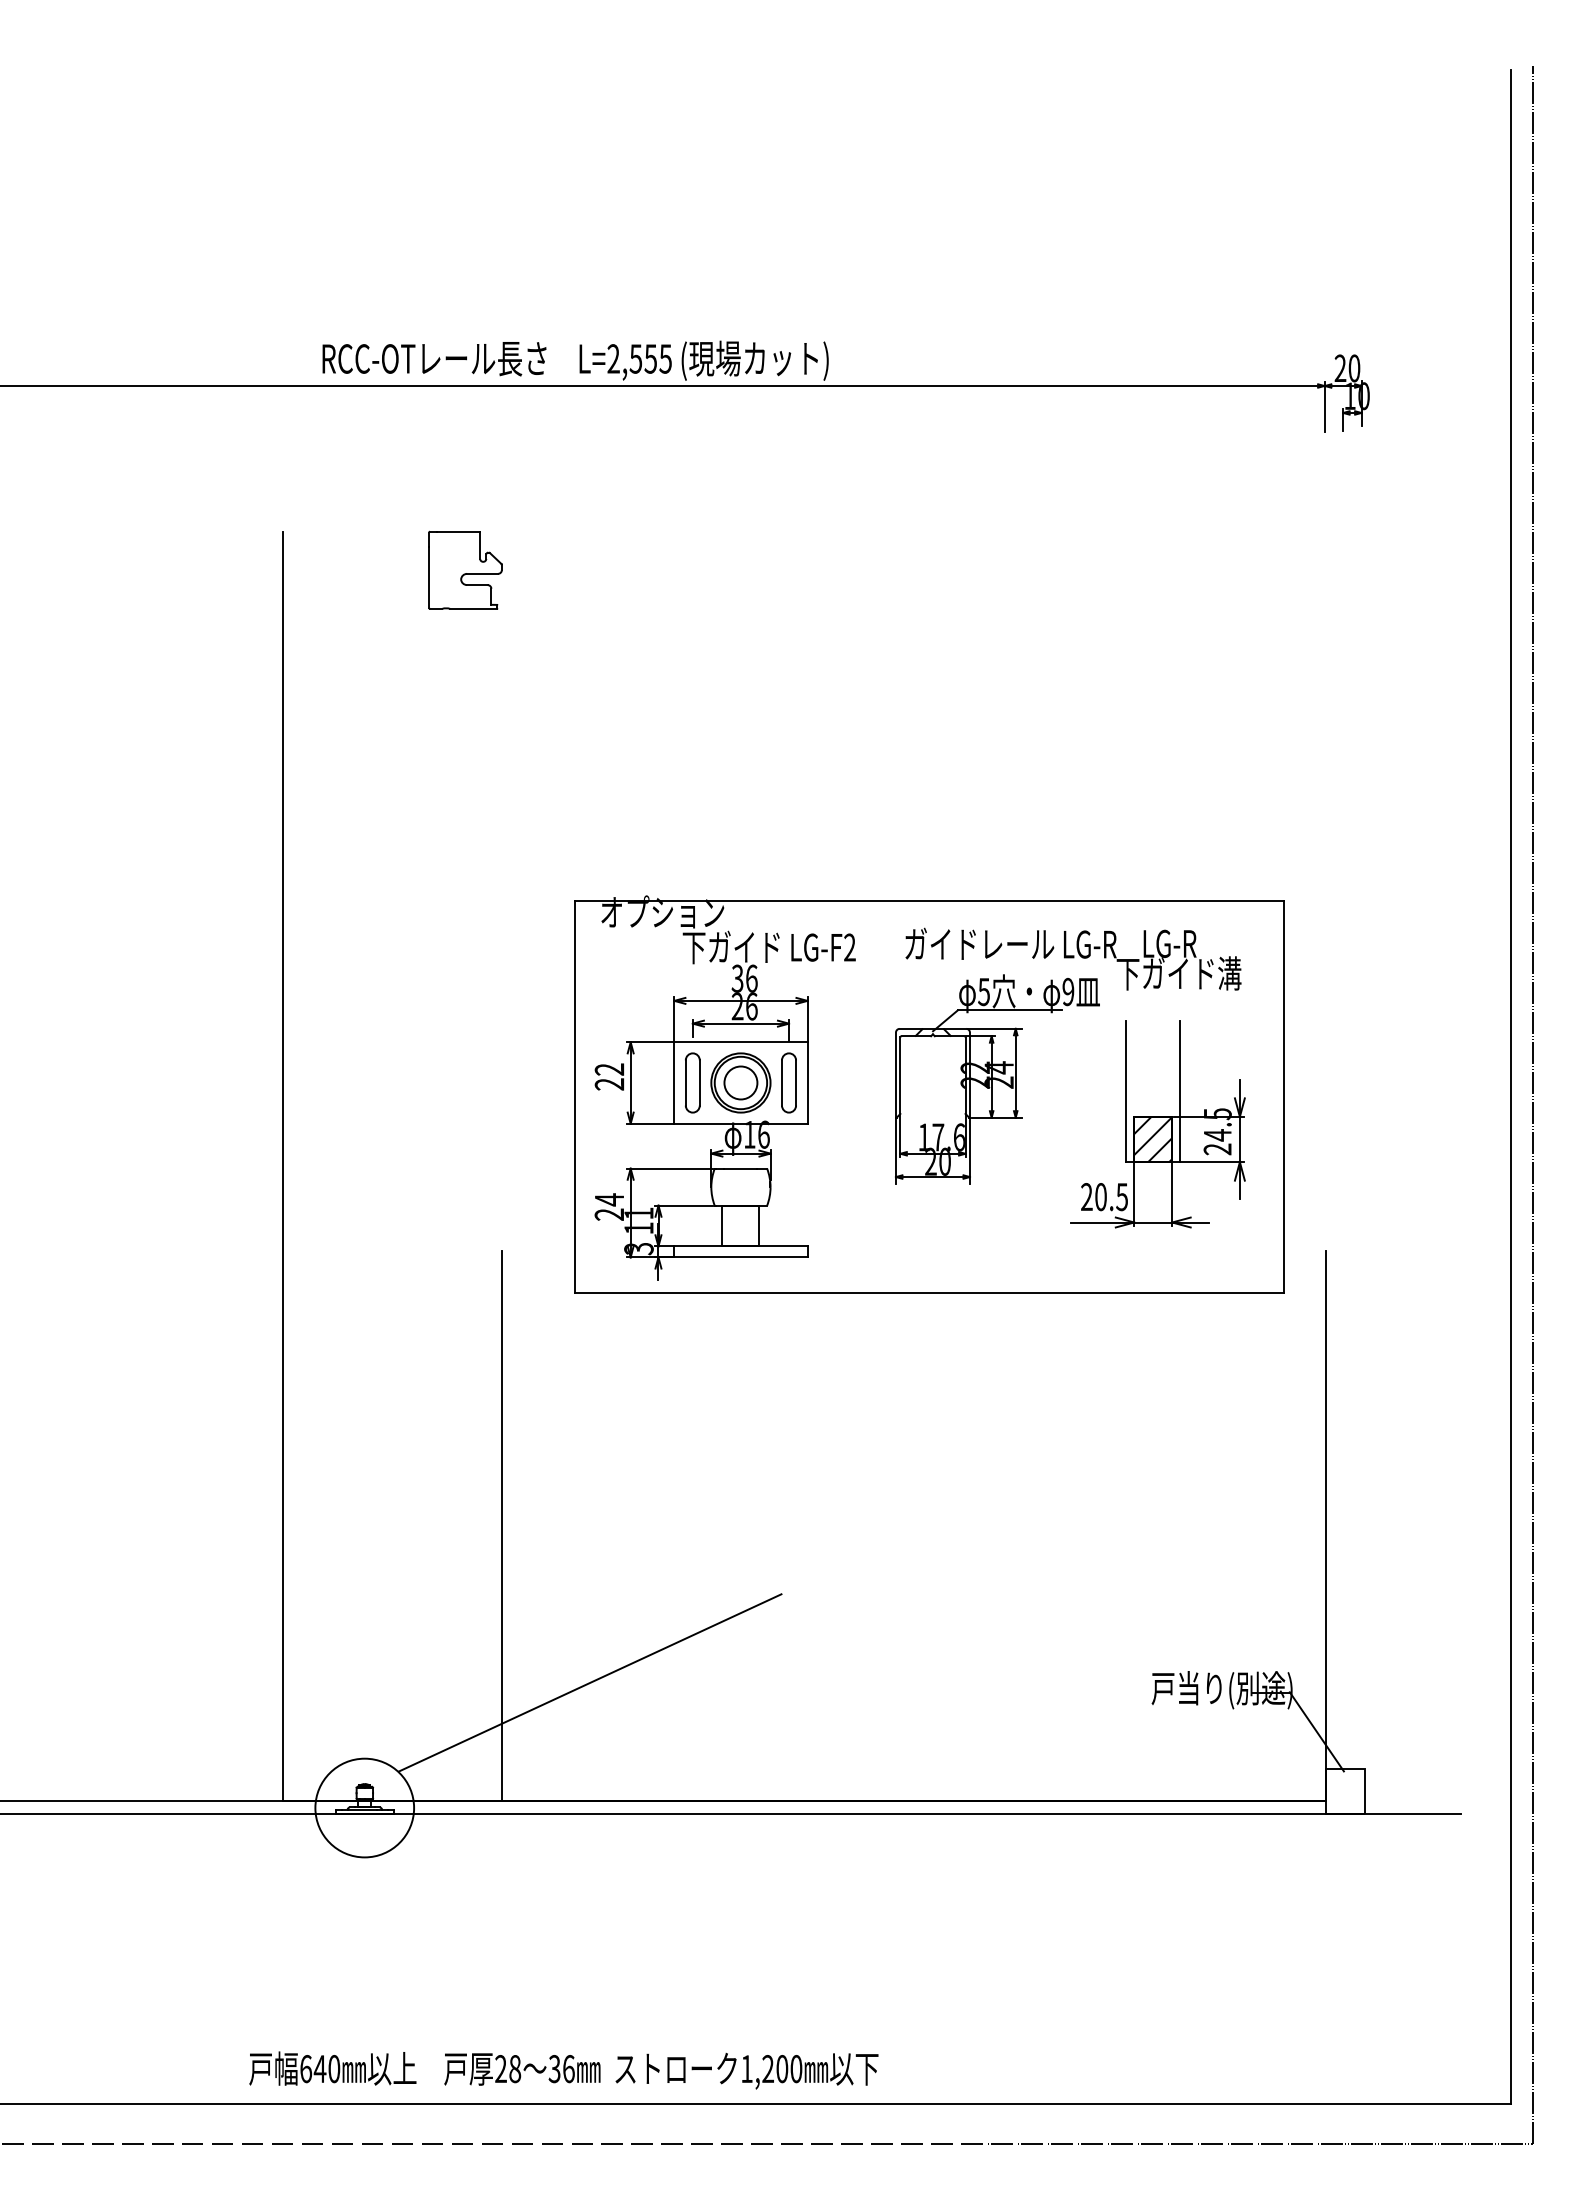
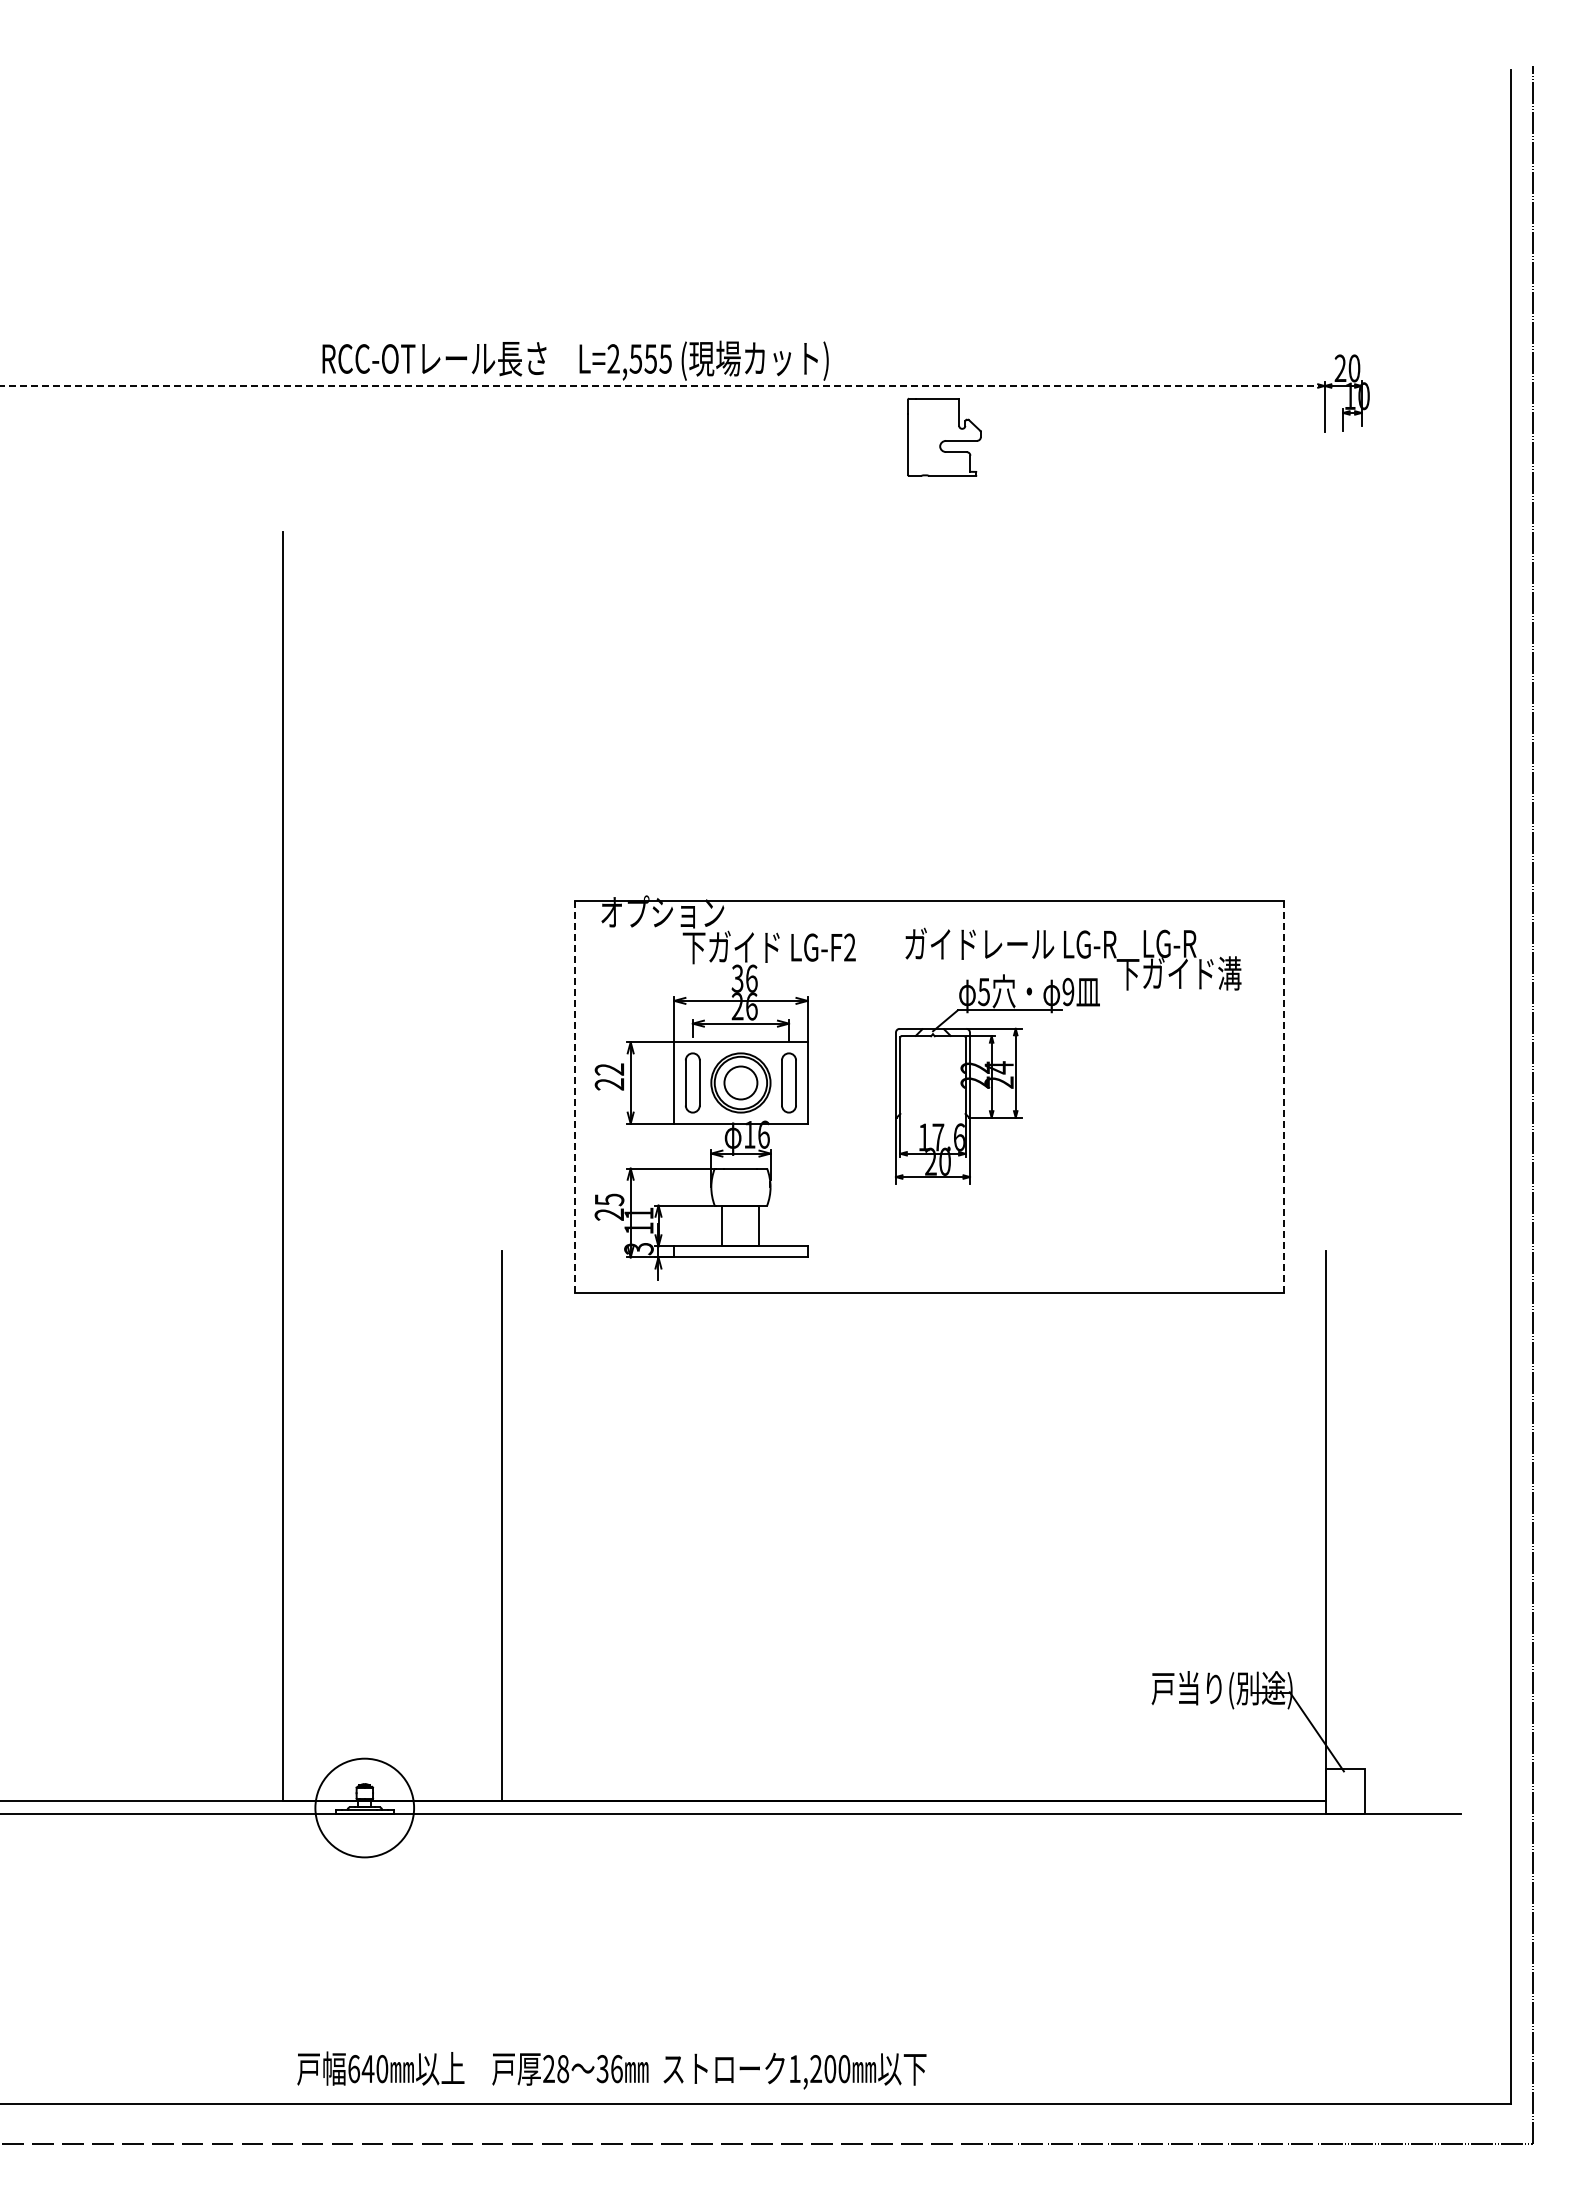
line: solid -> dashed (662, 385)
part position: (465, 569) -> (944, 436) (944, 436)
line: solid -> dashed (1284, 1096)
line: solid -> dashed (575, 1097)
part: present -> none (1157, 1124)
text: 24 -> 25 (609, 1199)
line: present -> none (589, 1682)
text position: (563, 2070) -> (611, 2070) (611, 2070)
